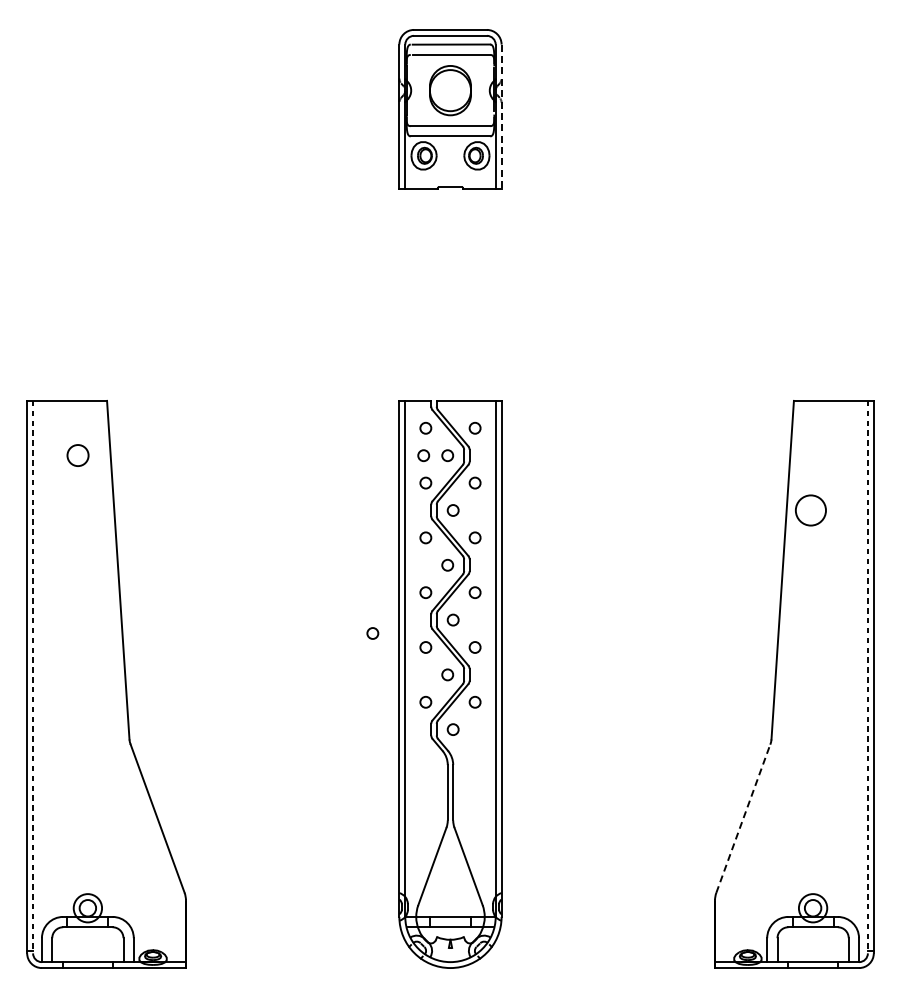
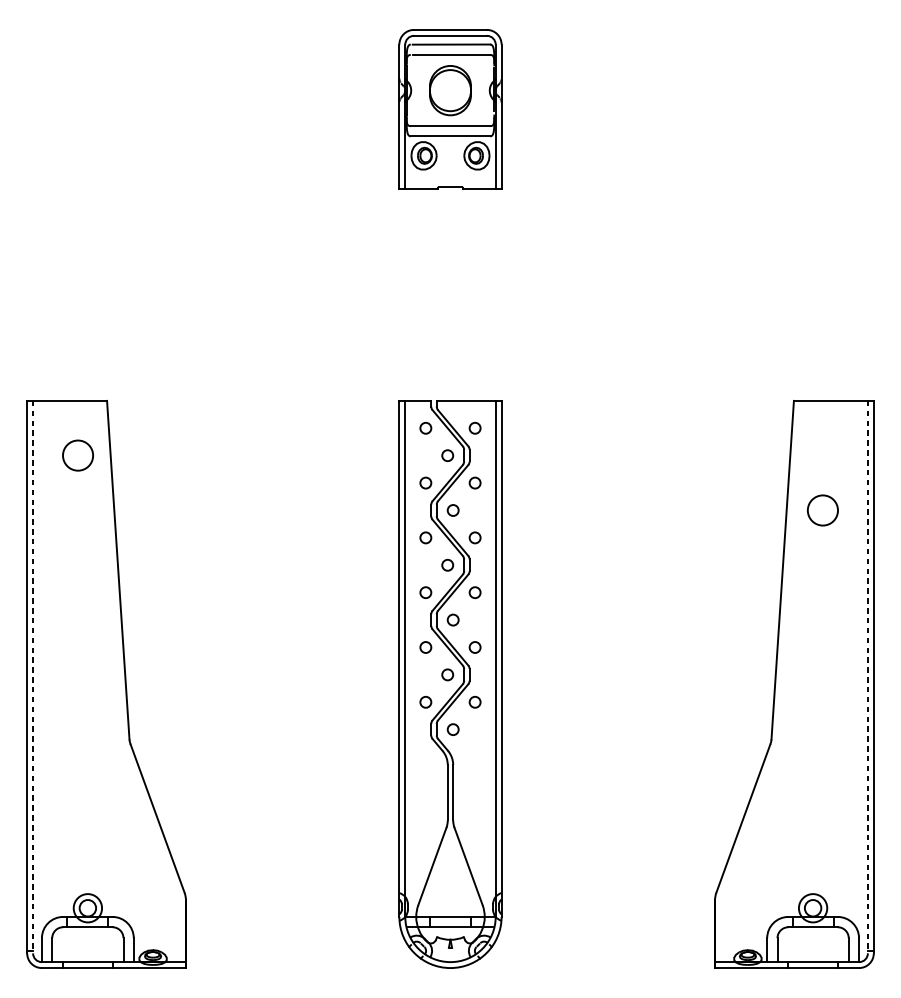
line: dashed -> solid (501, 117)
circle size: 24x23 px -> 32x33 px (77, 455)
circle: present -> none (423, 455)
circle position: (810, 510) -> (822, 510) (822, 510)
circle: present -> none (372, 633)
line: dashed -> solid (743, 818)
